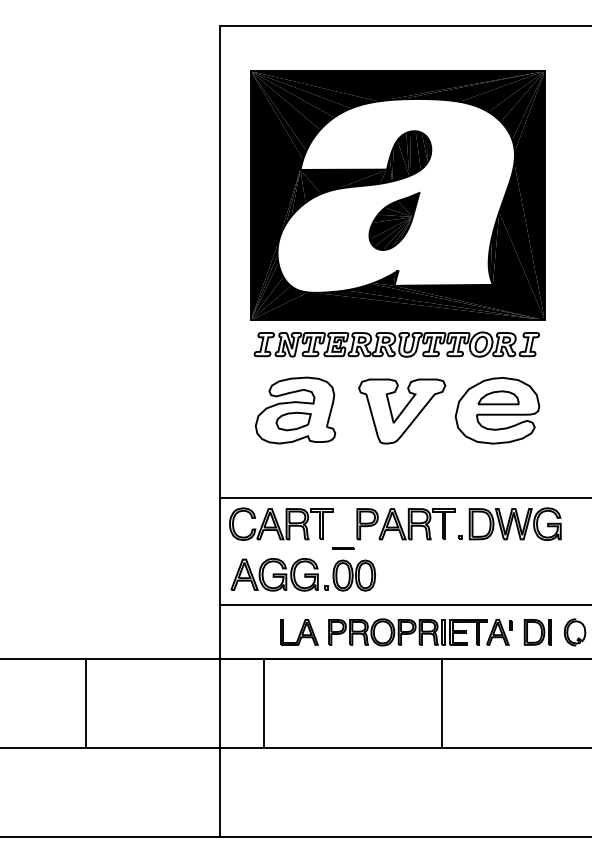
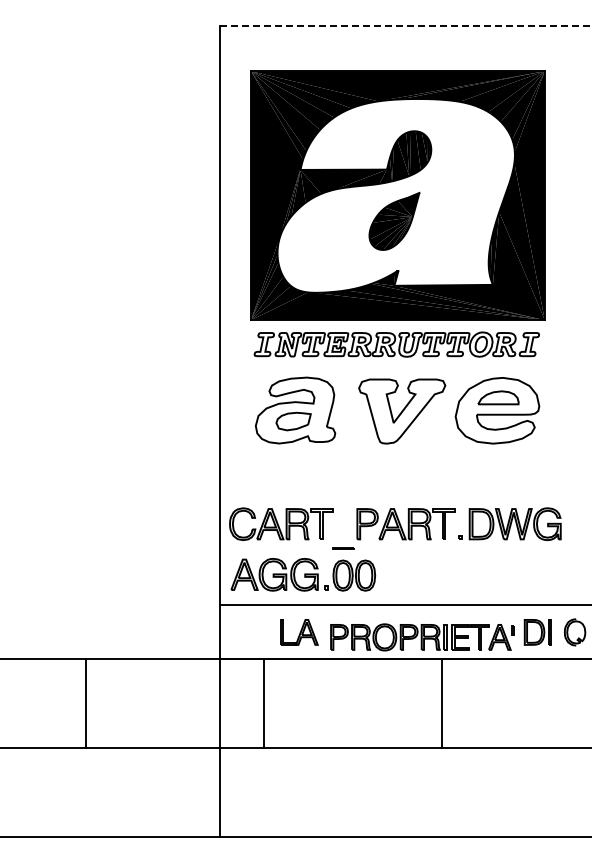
line: solid -> dashed (405, 25)
line: present -> none (403, 498)
part position: (420, 632) -> (422, 637) (422, 637)
